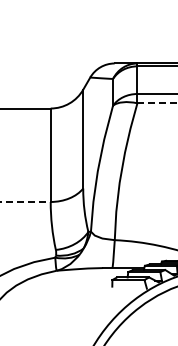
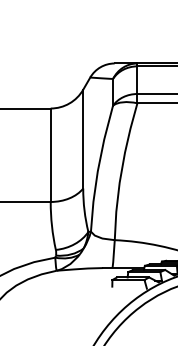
line: dashed -> solid (157, 103)
line: dashed -> solid (25, 201)
